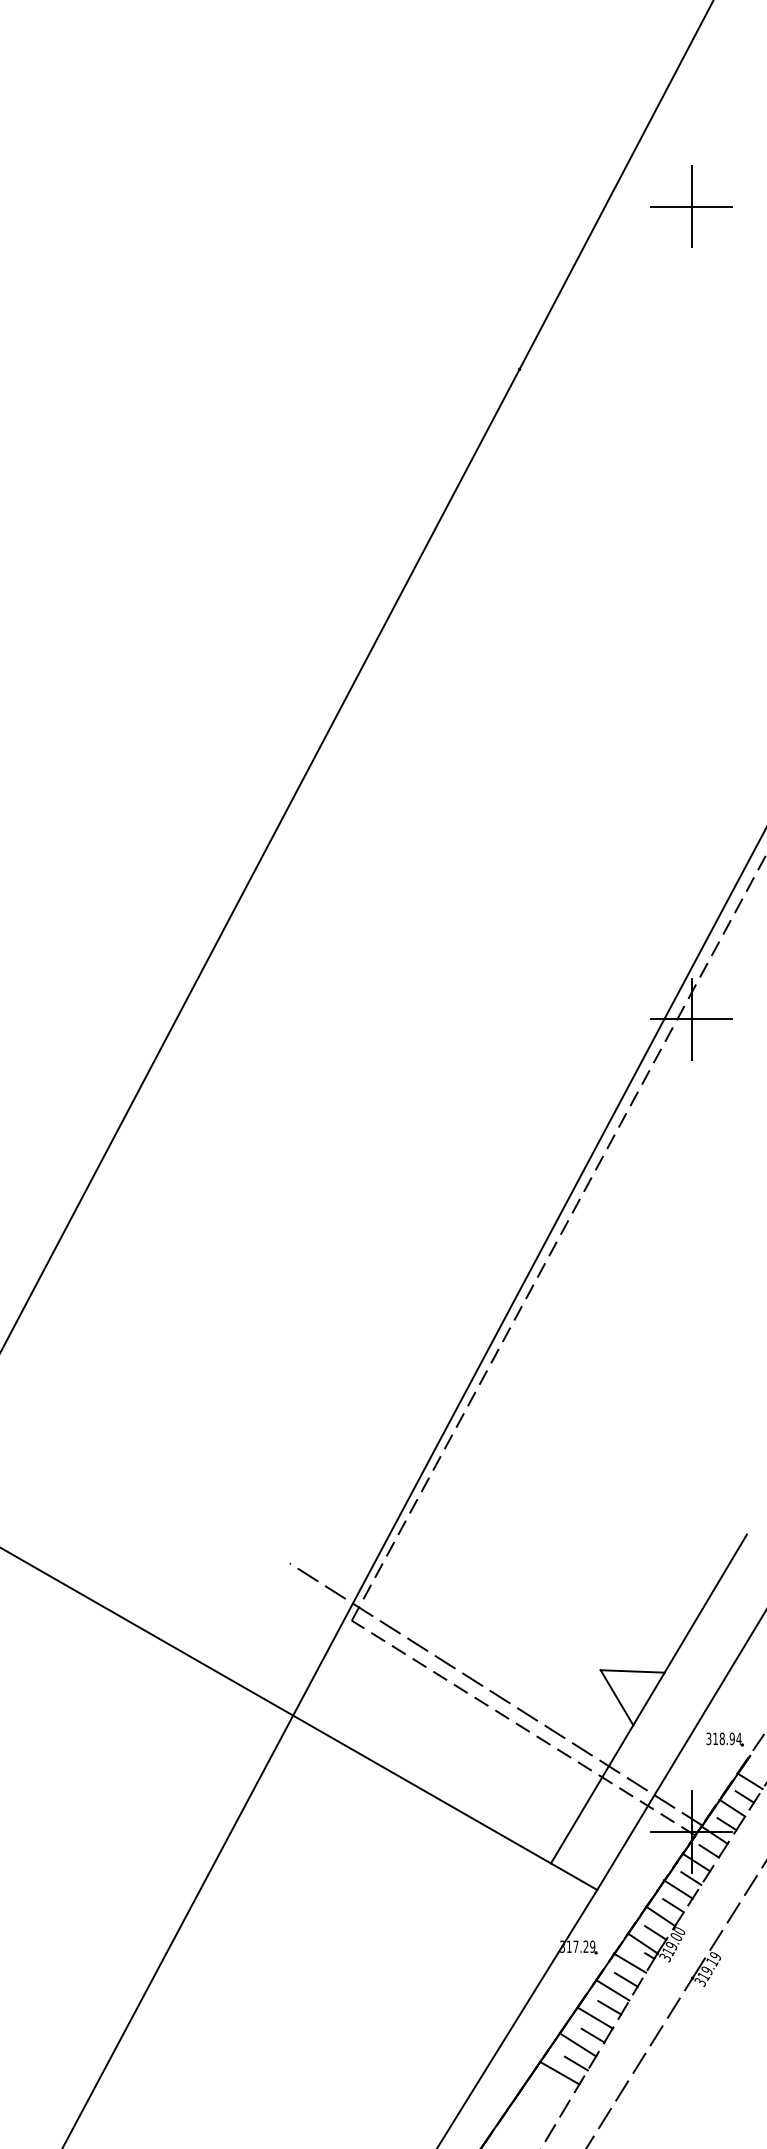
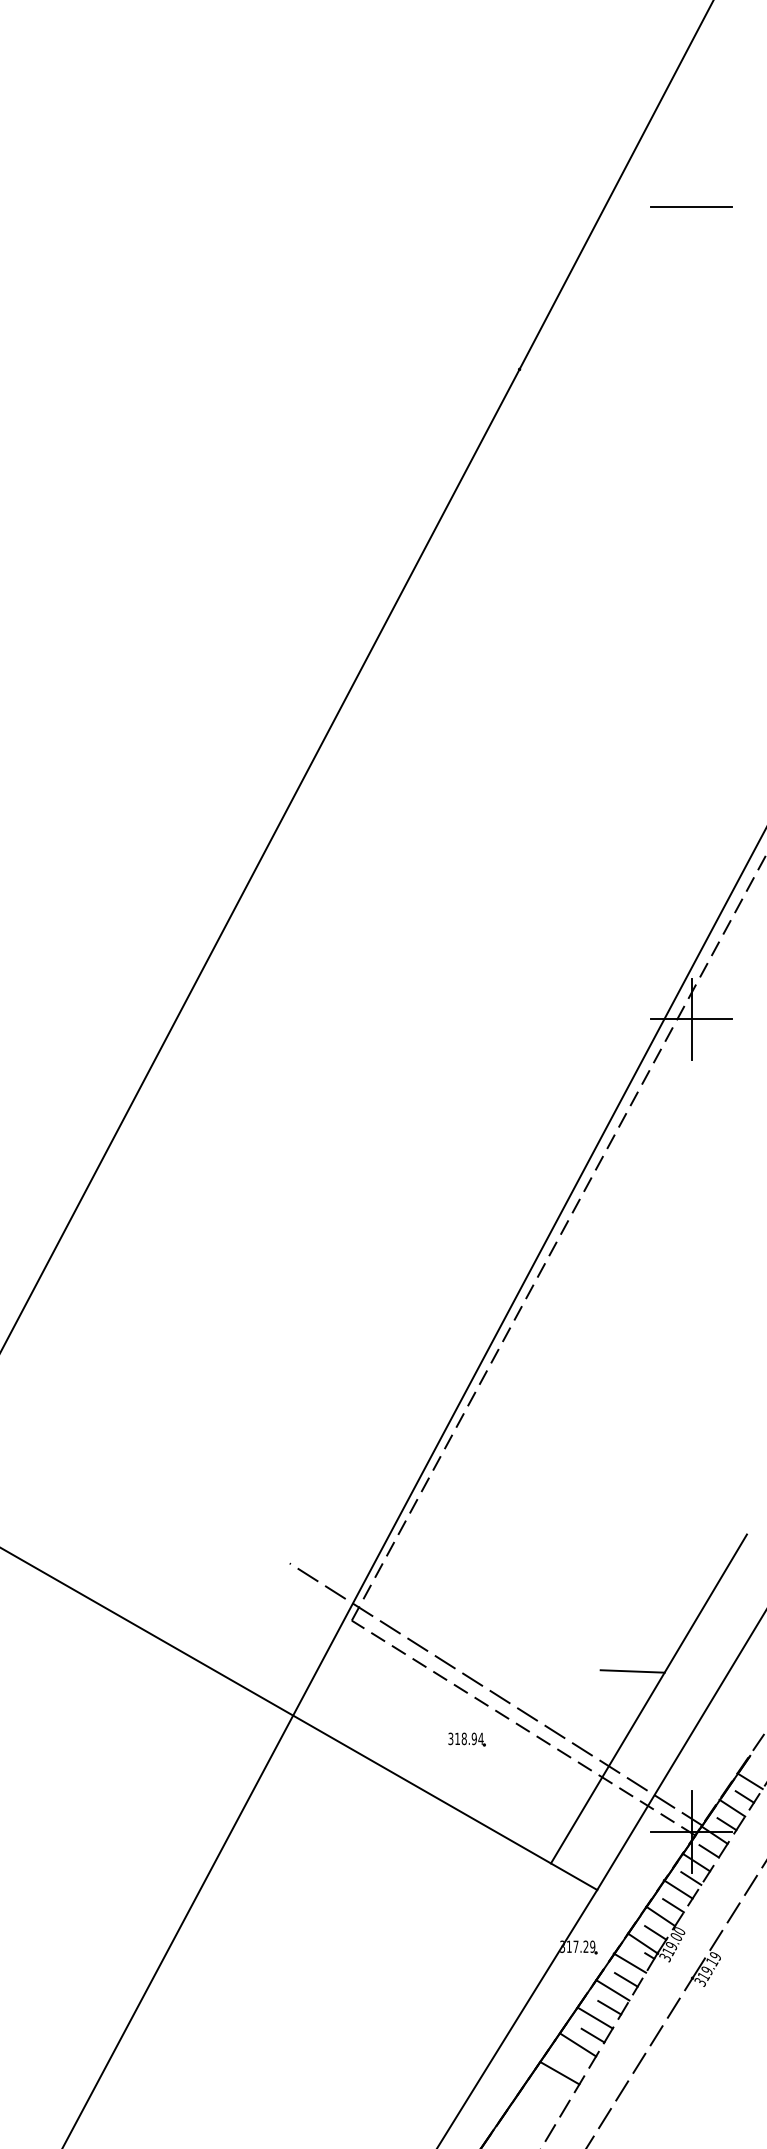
line: present -> none (691, 206)
line: present -> none (616, 1697)
part position: (724, 1739) -> (466, 1739) (466, 1739)
line: present -> none (575, 2063)
